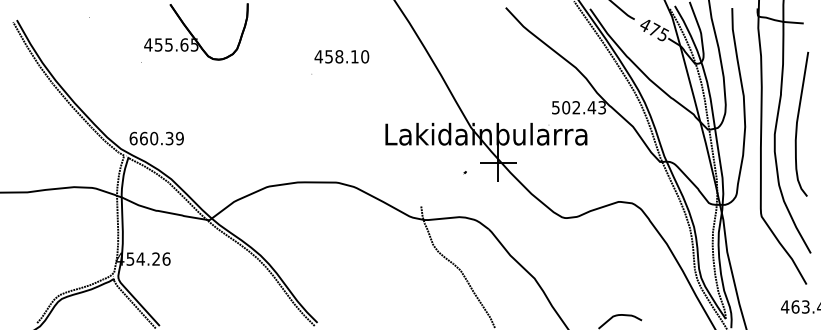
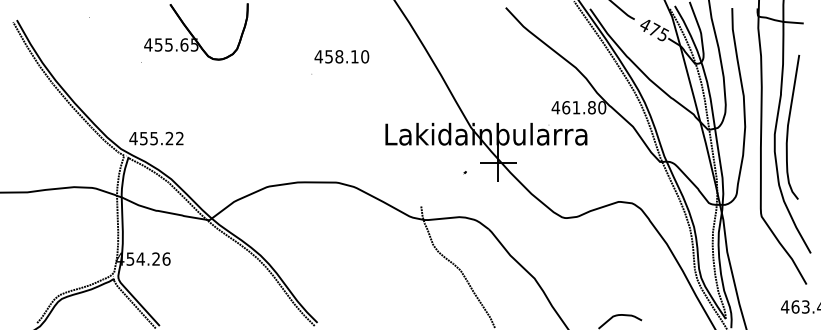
text: 502.43 -> 461.80 (578, 107)
curve position: (798, 121) -> (789, 124) (789, 124)
text: 660.39 -> 455.22 (156, 138)
